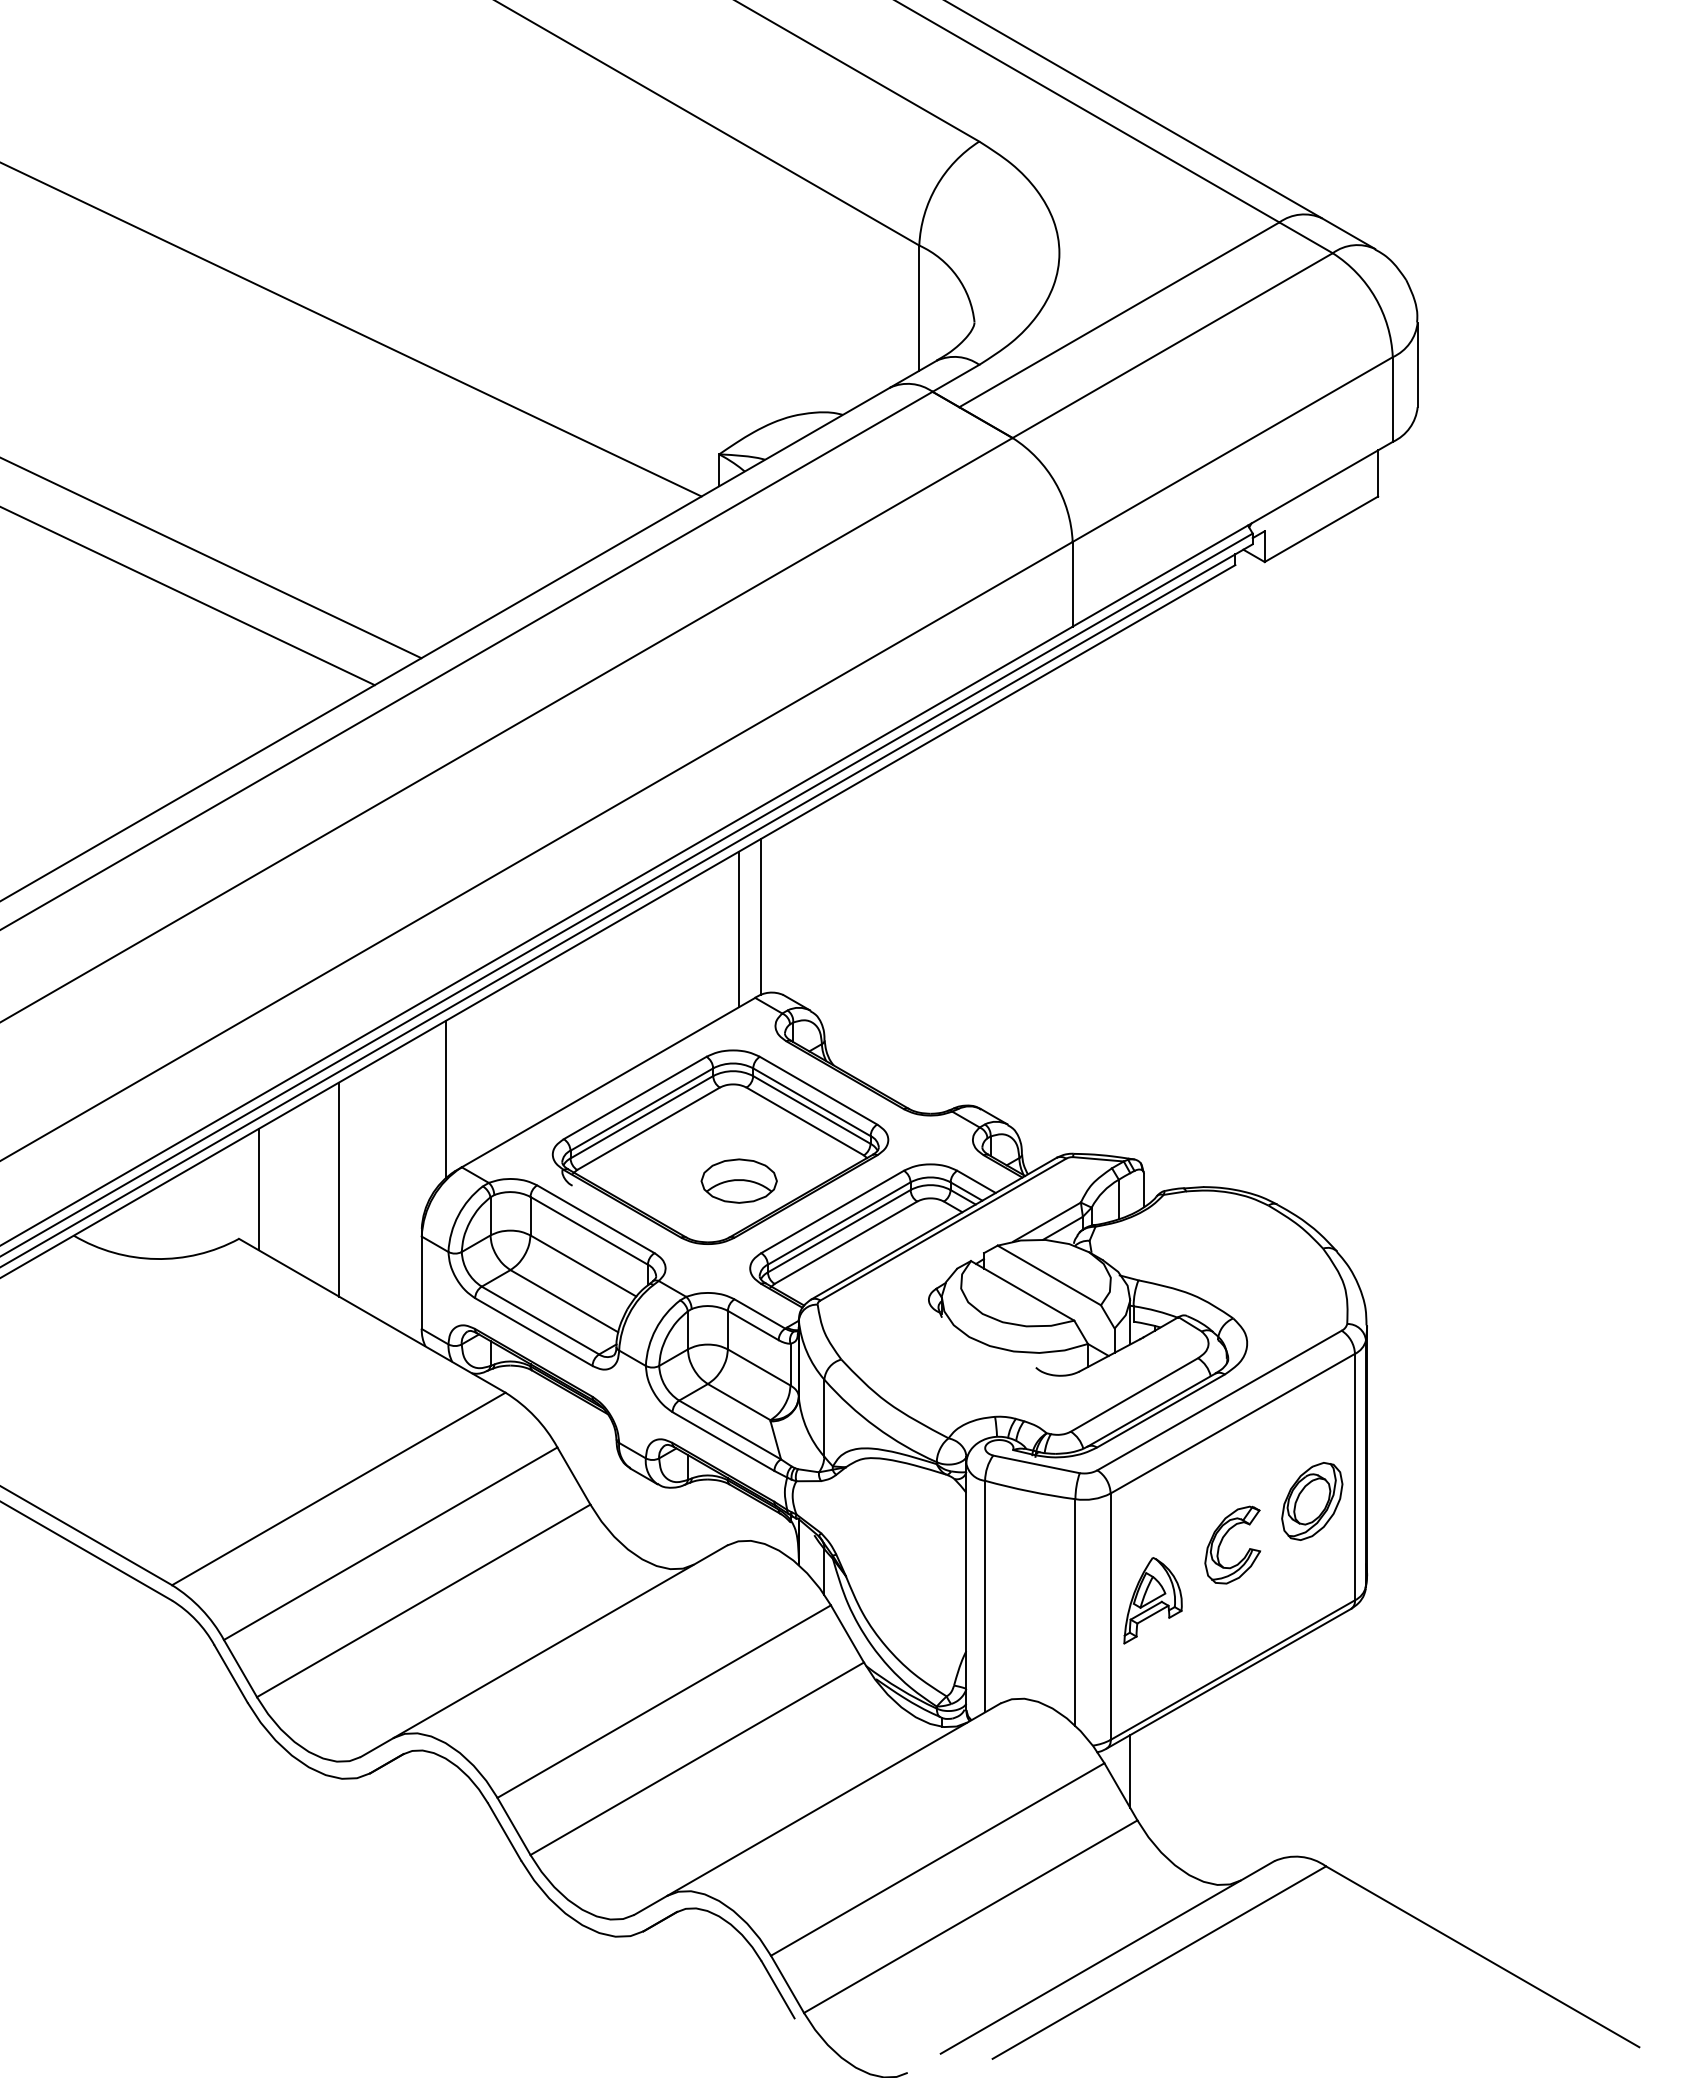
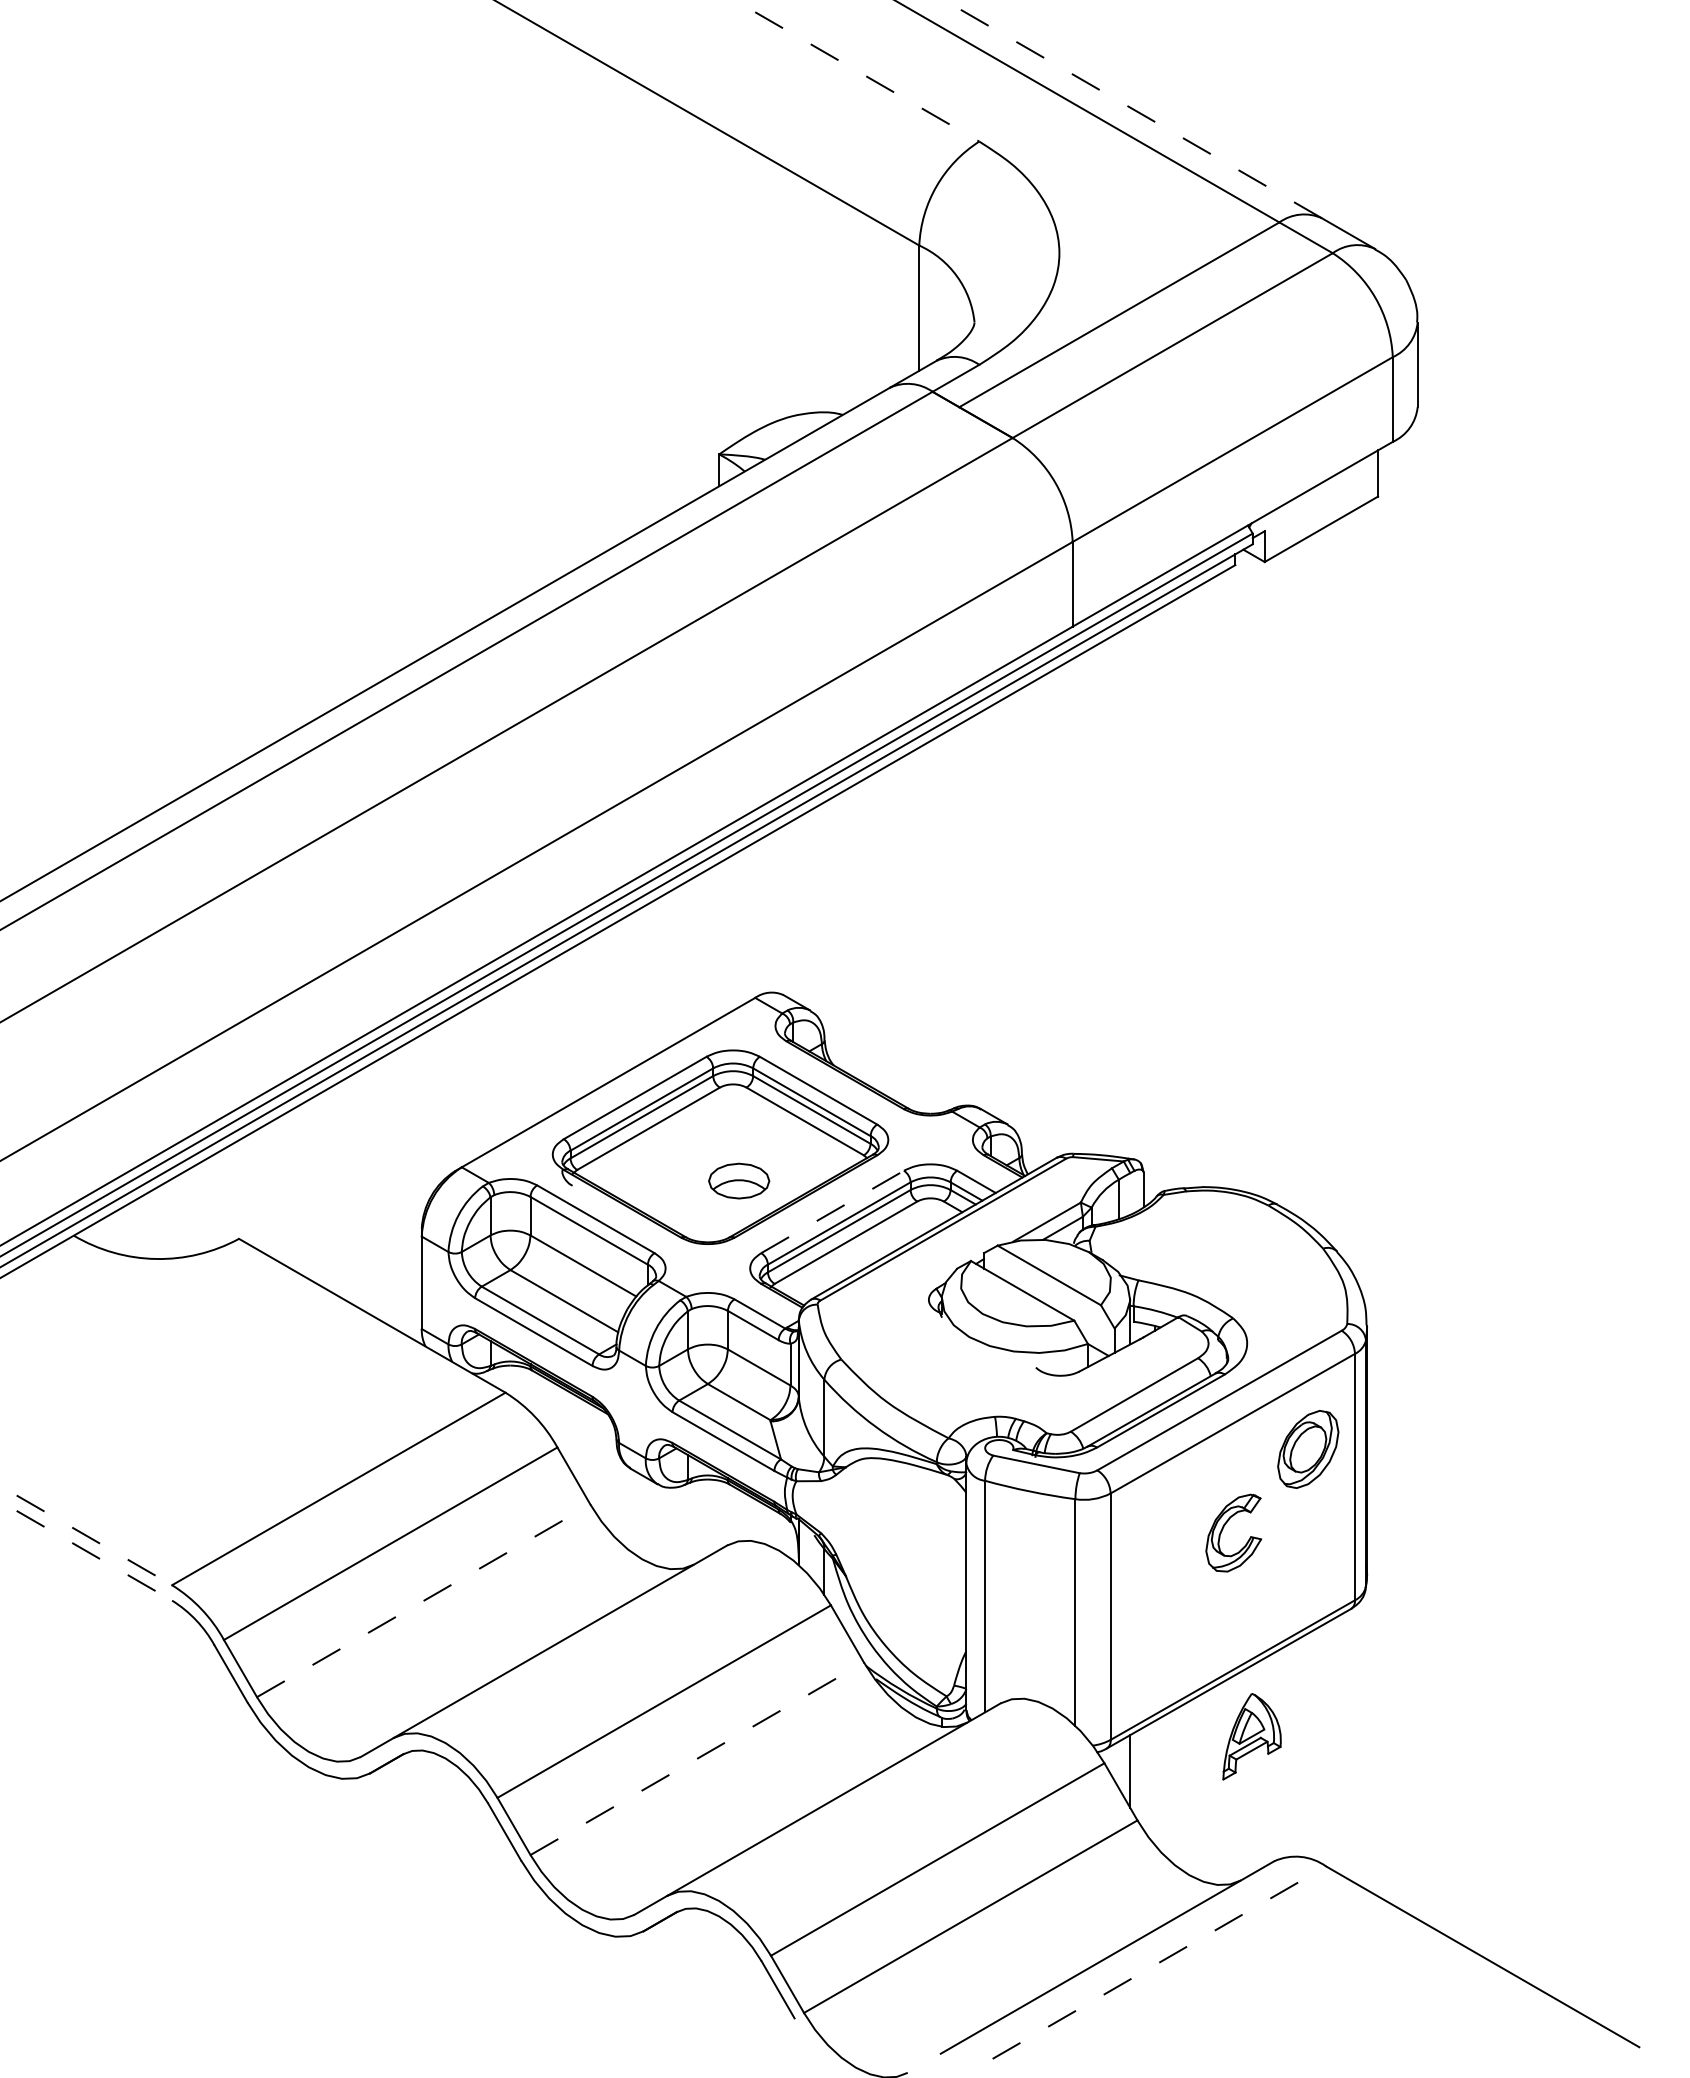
line: solid -> dashed (857, 71)
line: solid -> dashed (1133, 109)
line: present -> none (351, 329)
line: present -> none (211, 558)
line: present -> none (188, 596)
line: present -> none (761, 916)
line: present -> none (739, 929)
line: present -> none (445, 1099)
part size: 78x46 px -> 63x38 px (739, 1180)
line: present -> none (259, 1189)
line: present -> none (339, 1189)
line: solid -> dashed (833, 1211)
part position: (1312, 1501) -> (1308, 1449) (1308, 1449)
line: solid -> dashed (86, 1535)
part position: (1223, 1539) -> (1224, 1527) (1224, 1527)
line: solid -> dashed (86, 1551)
line: solid -> dashed (423, 1600)
part position: (1152, 1600) -> (1251, 1736) (1251, 1736)
line: solid -> dashed (697, 1758)
line: solid -> dashed (1159, 1962)
